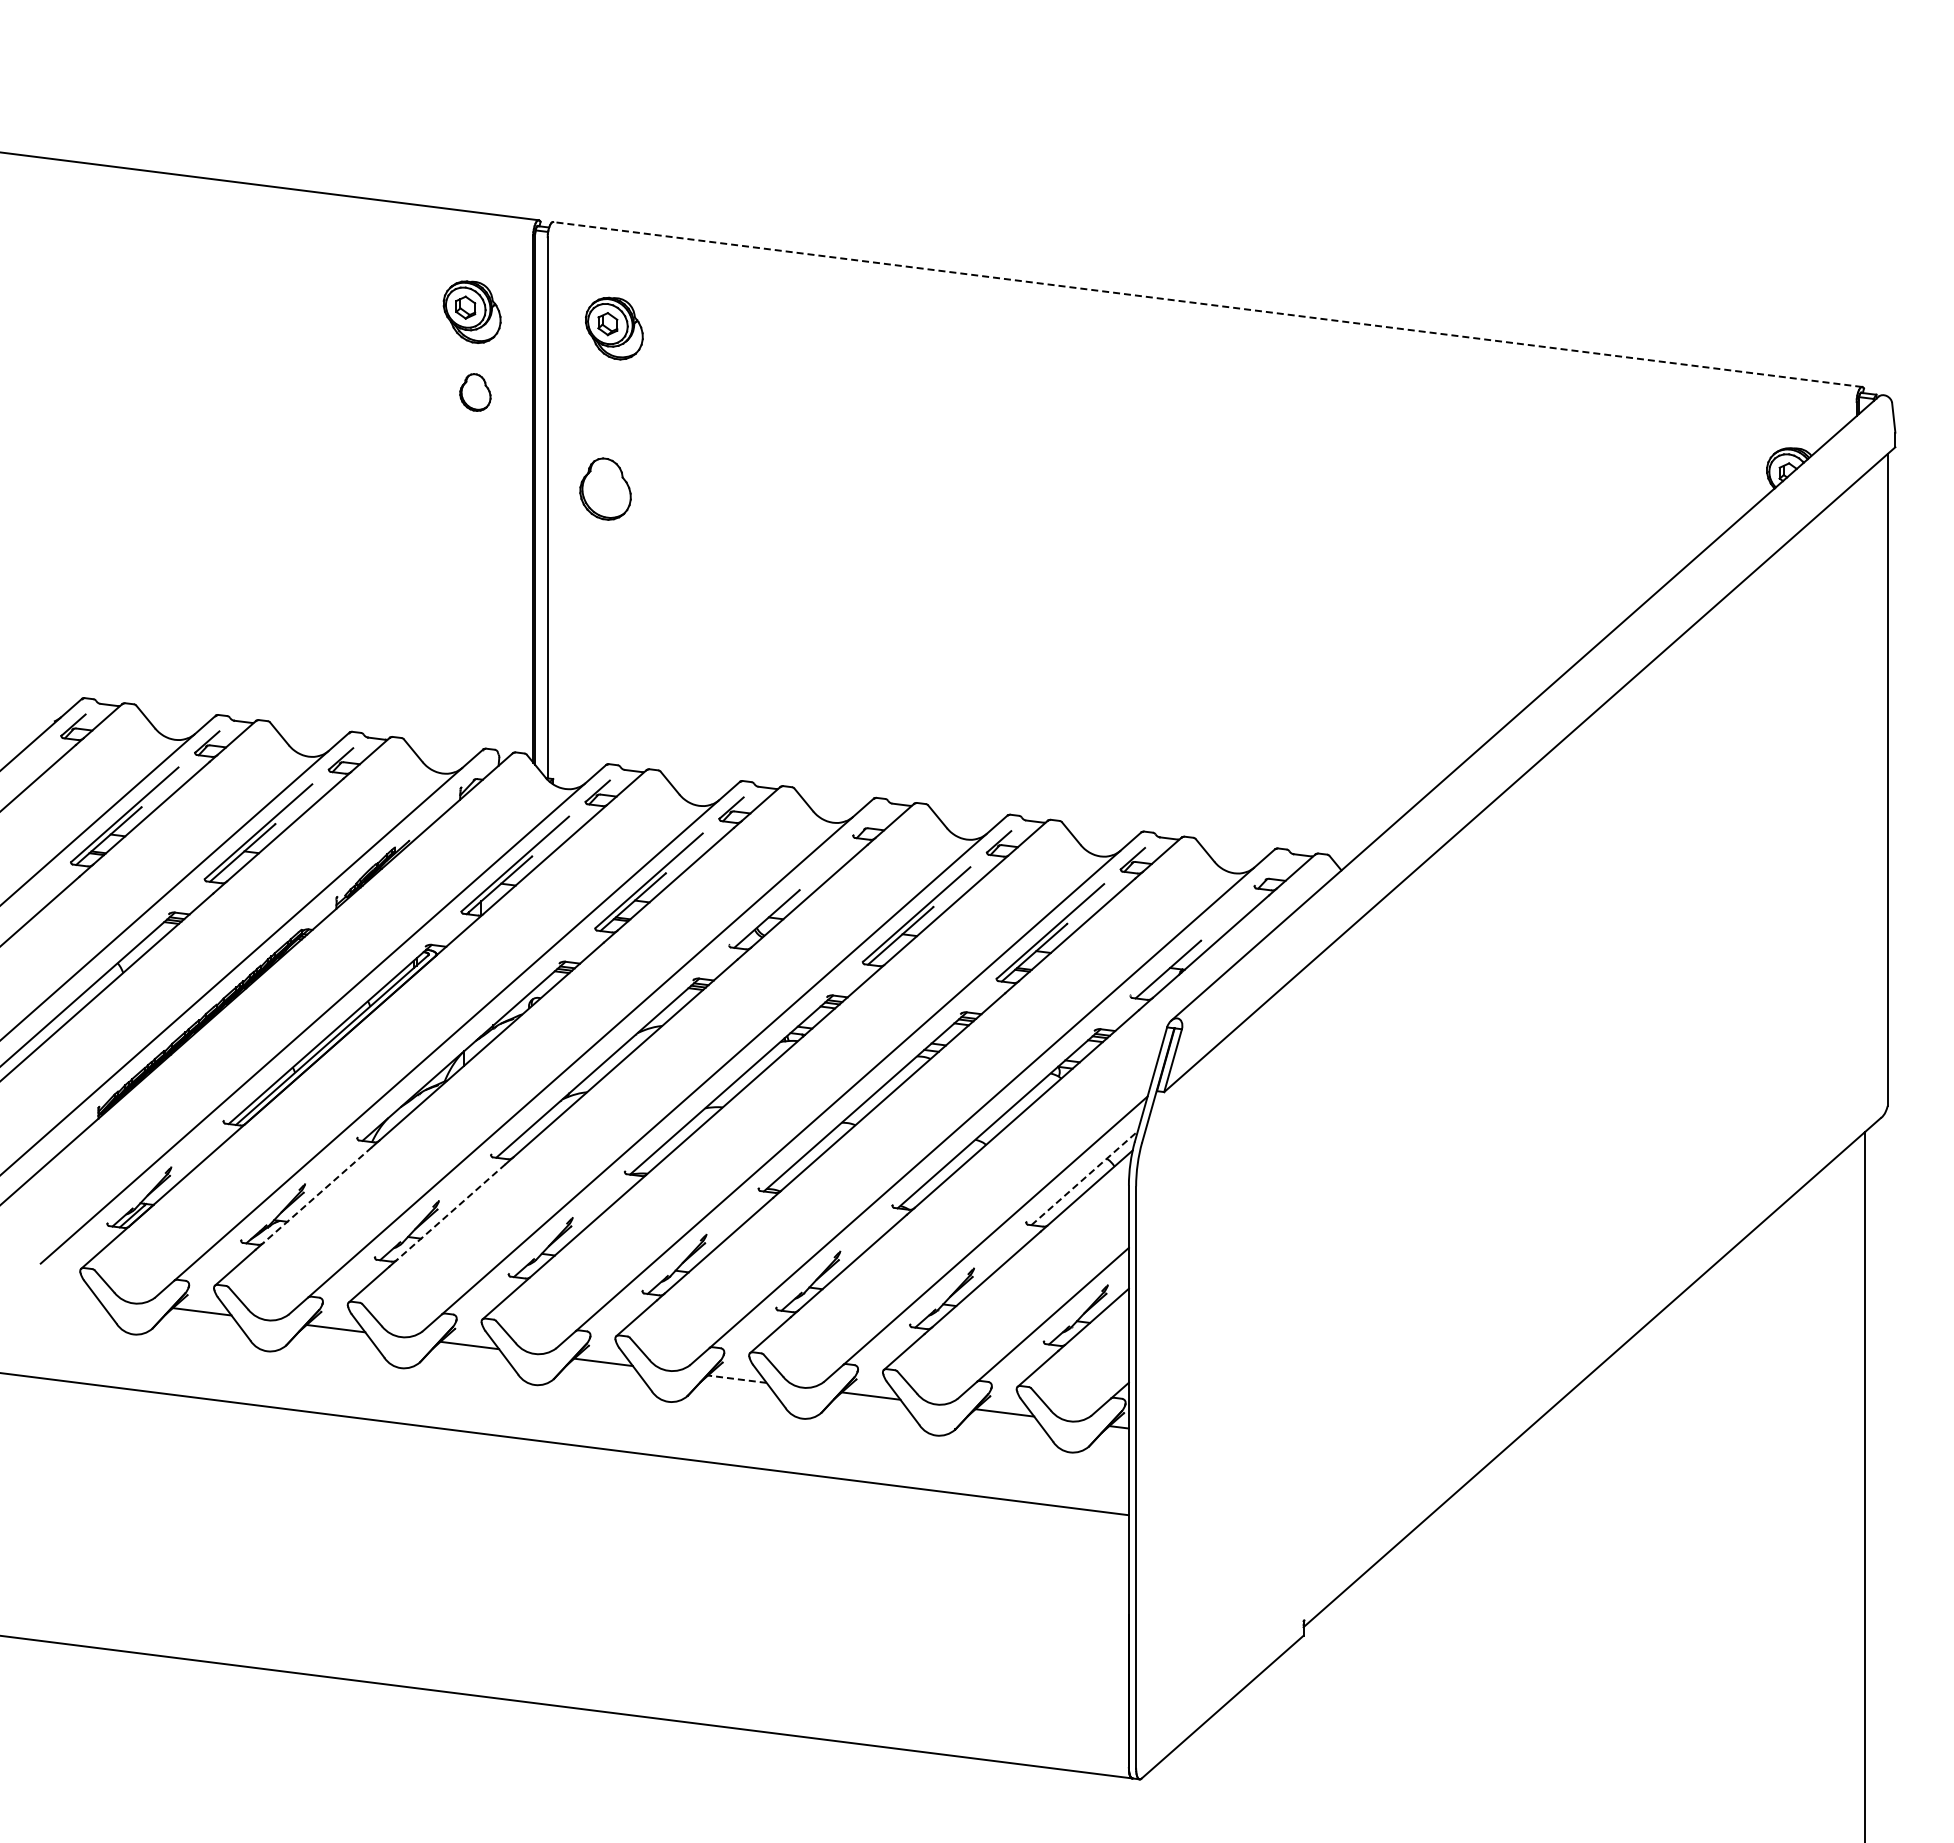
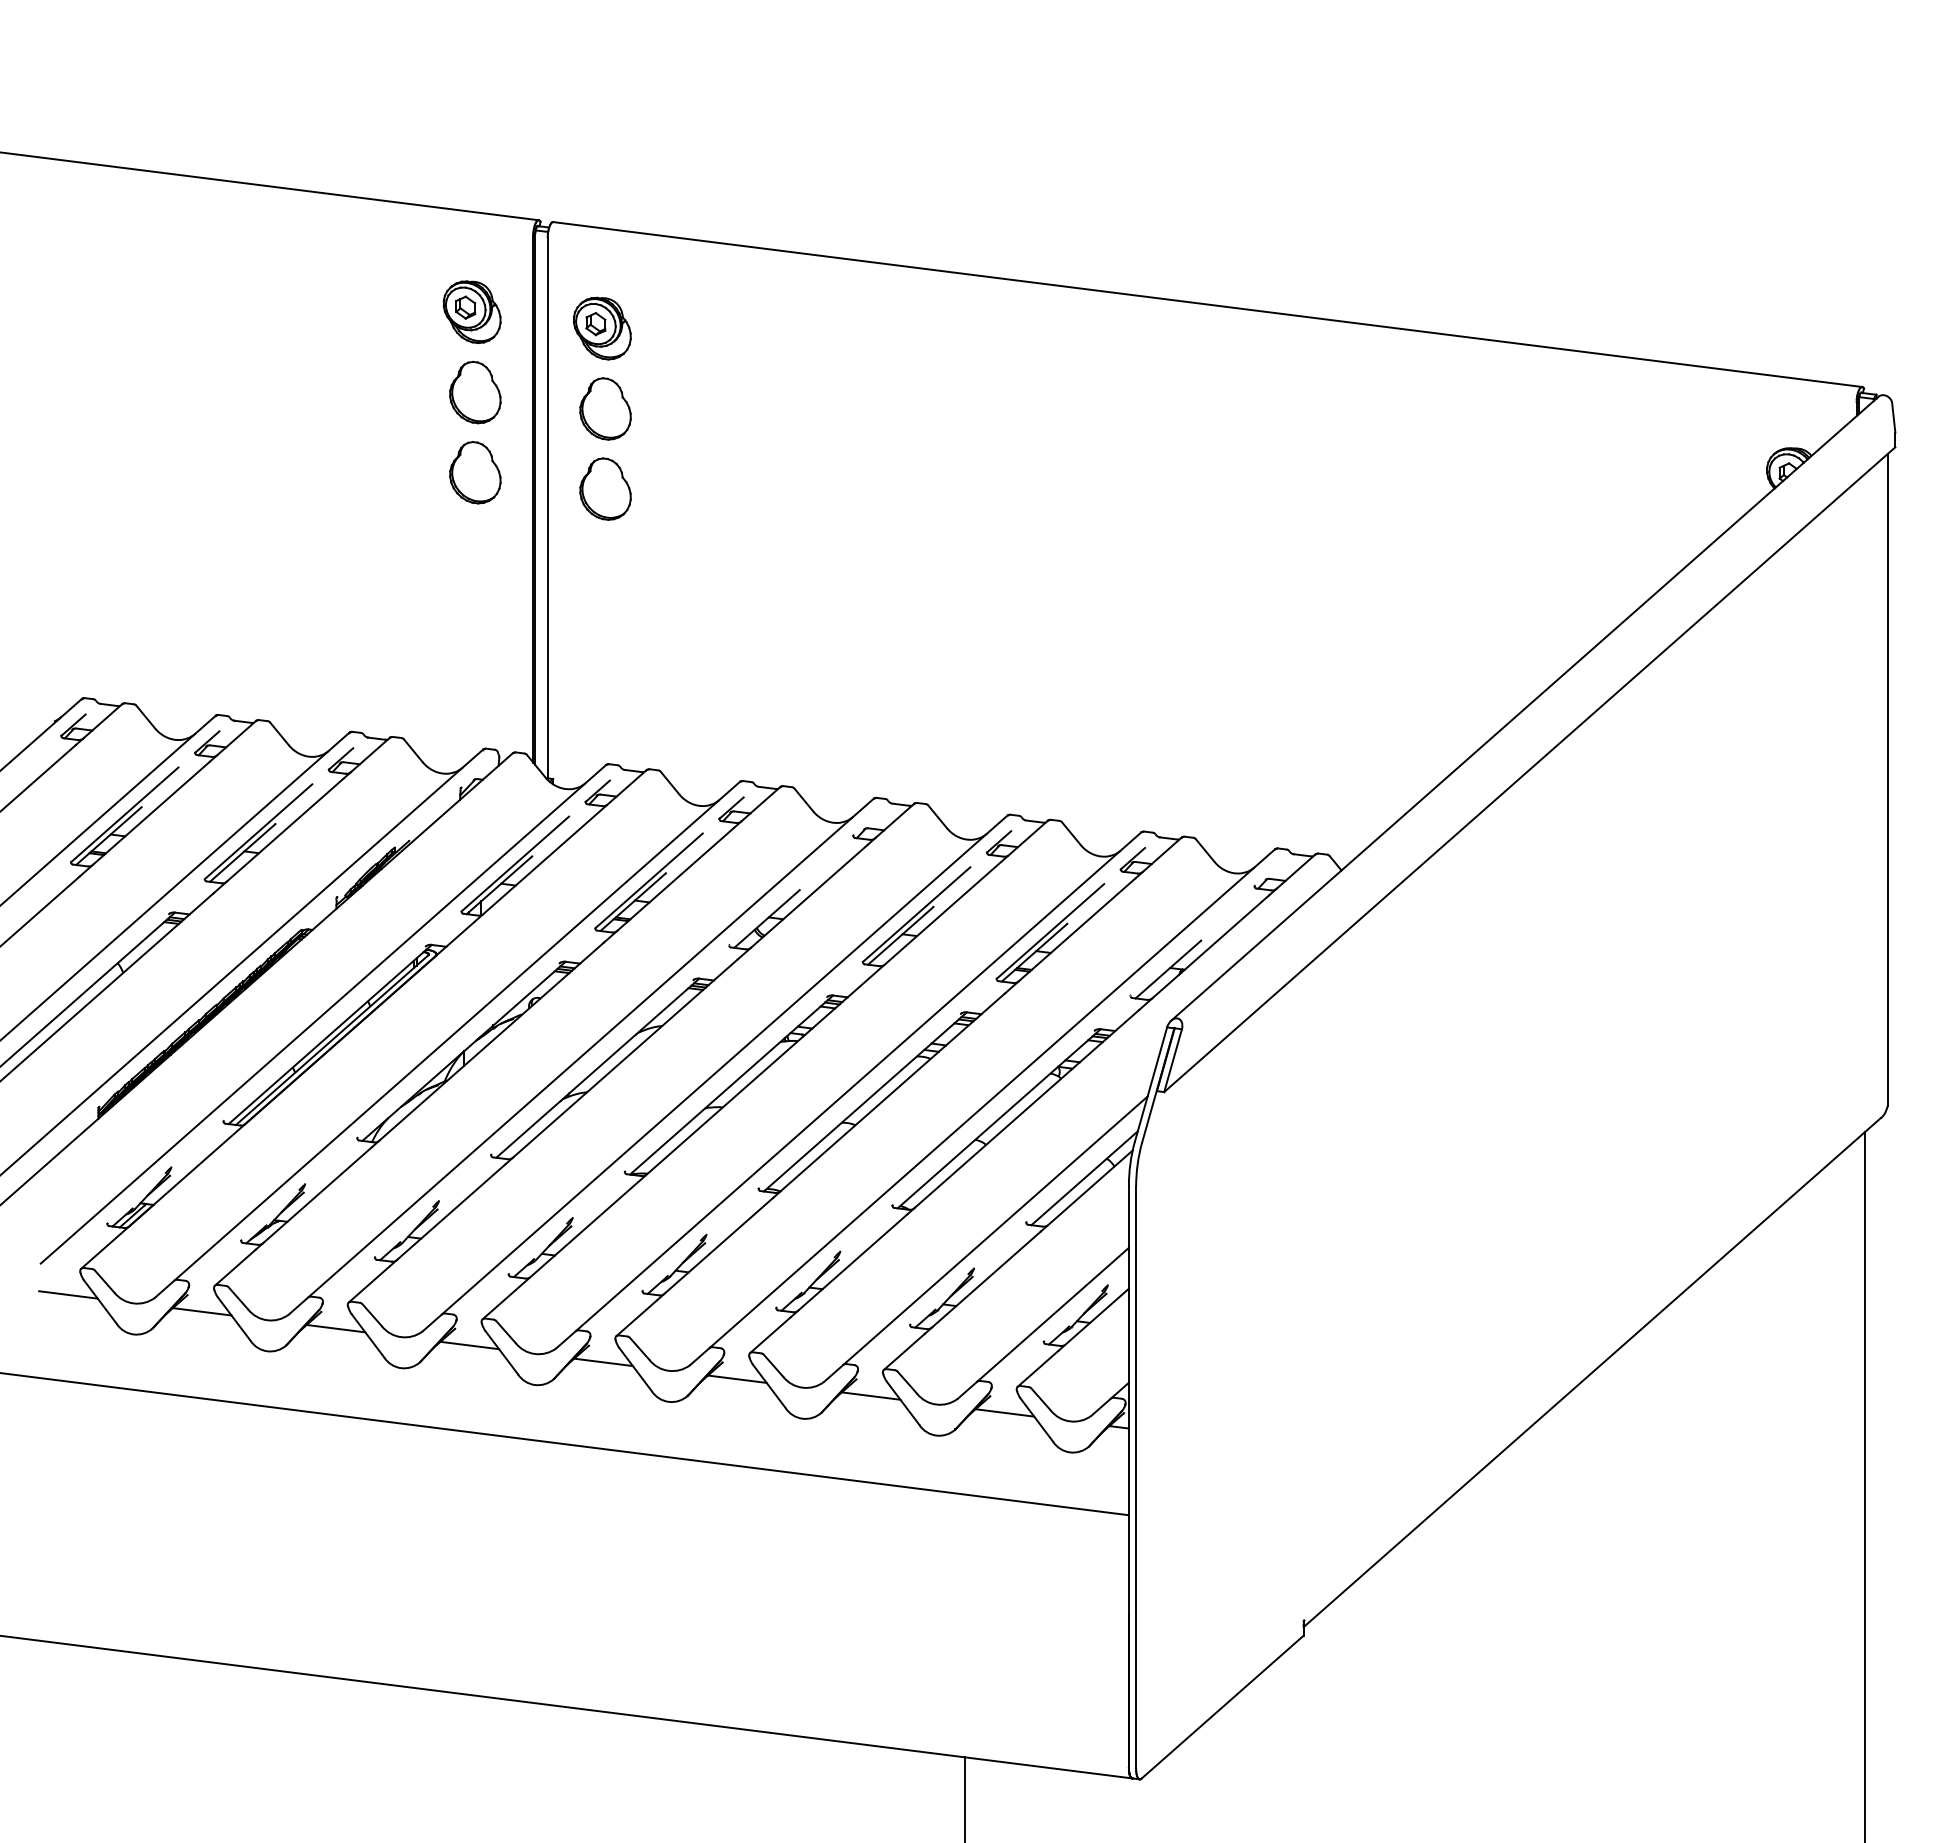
line: dashed -> solid (1207, 304)
part position: (614, 328) -> (602, 328) (602, 328)
part size: 33x39 px -> 53x65 px (475, 392)
part: none -> present (605, 408)
part: none -> present (475, 472)
line: dashed -> solid (1084, 1178)
line: dashed -> solid (317, 1195)
line: dashed -> solid (451, 1212)
line: none -> present (68, 1294)
line: dashed -> solid (737, 1379)
line: none -> present (964, 1798)
